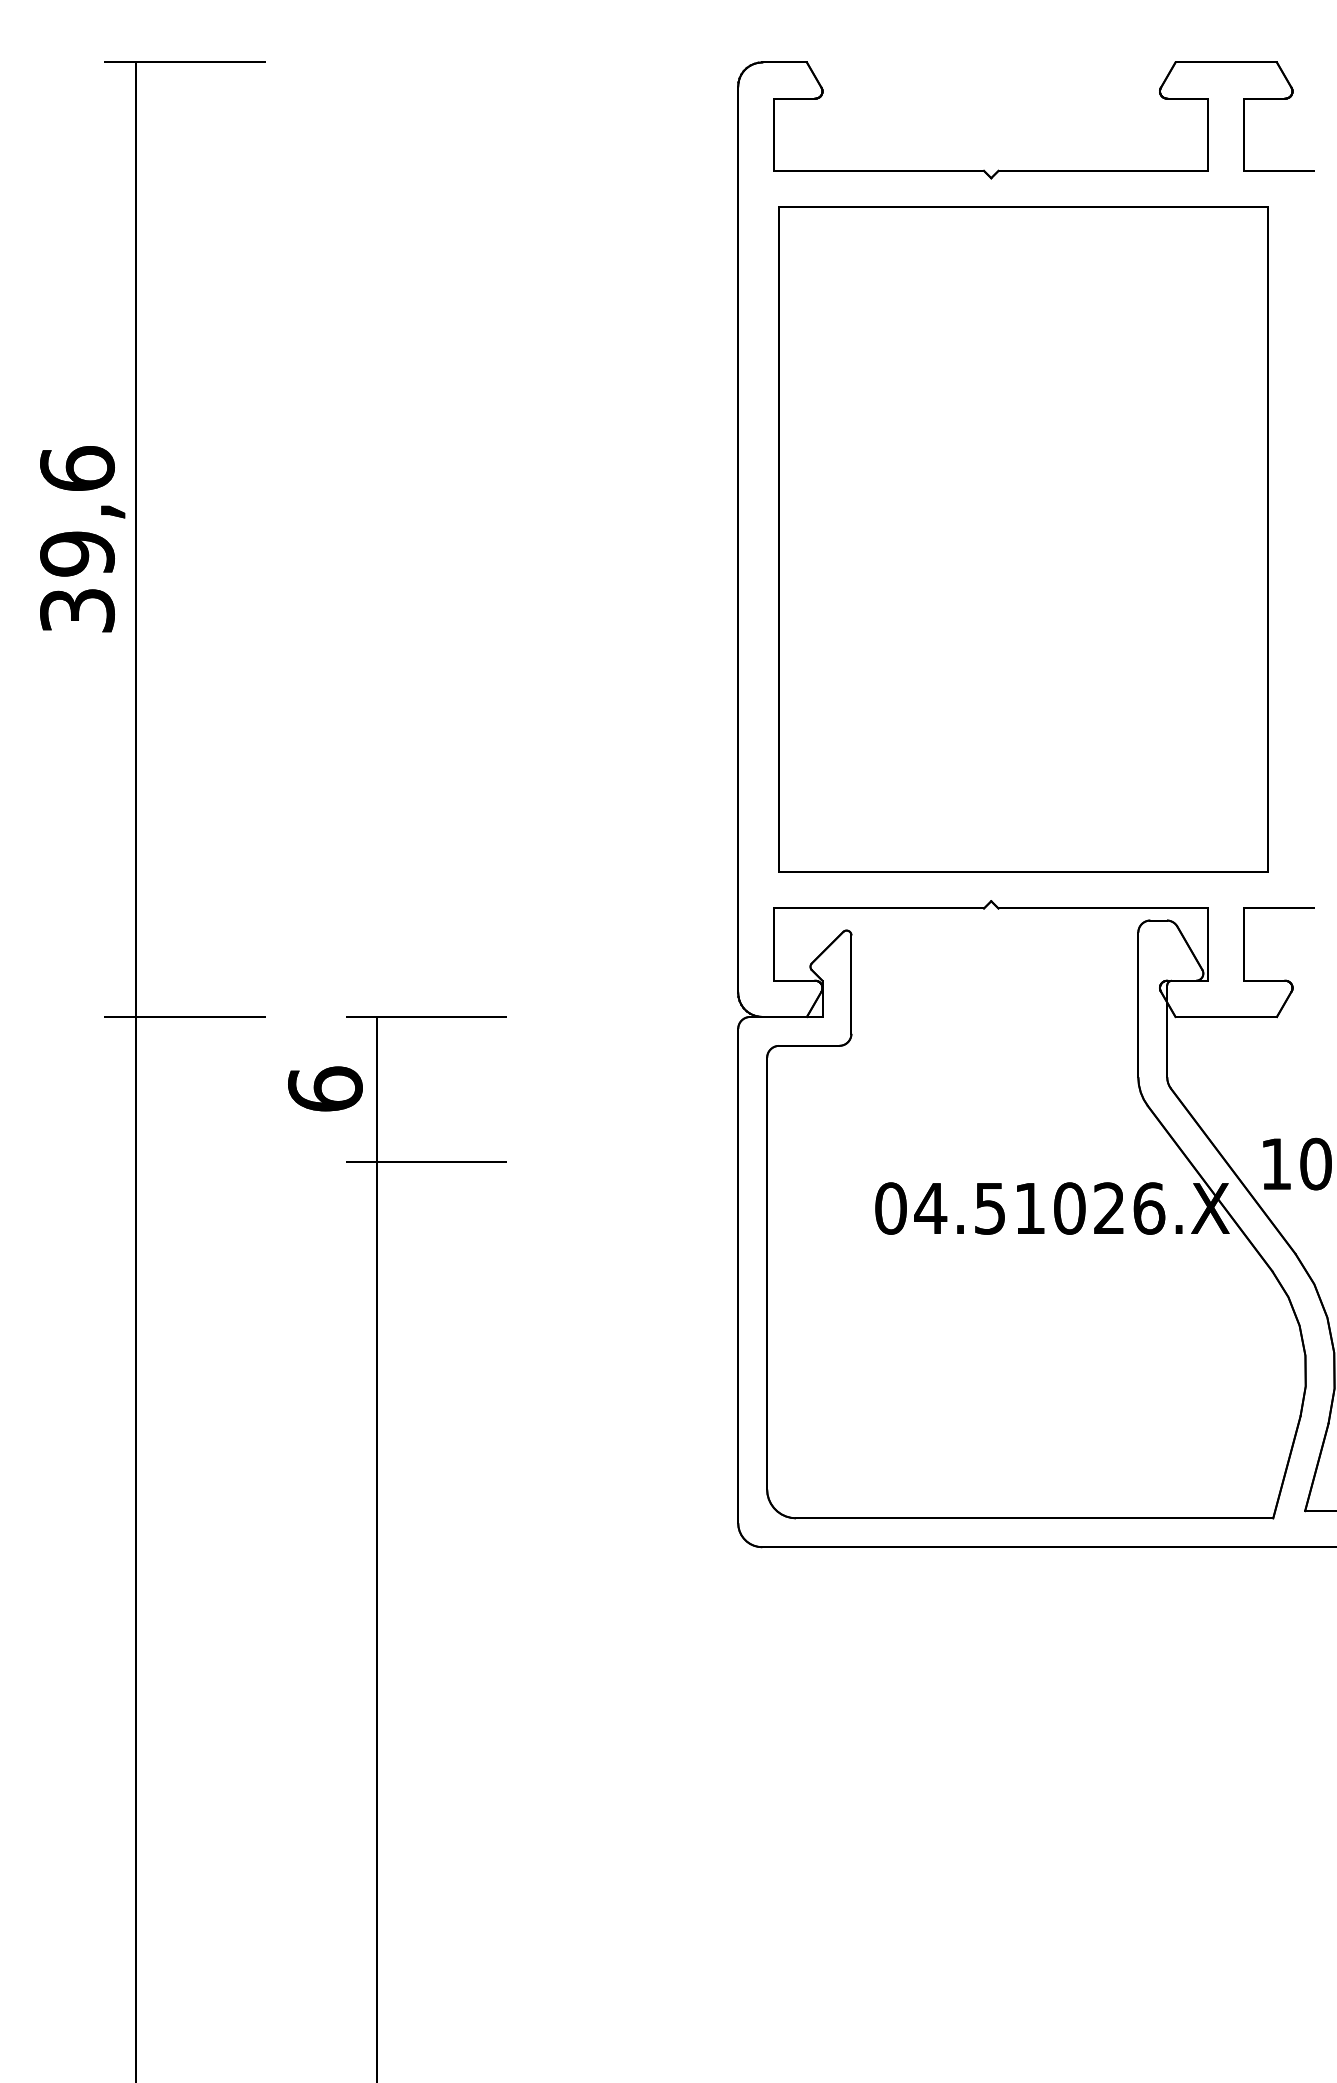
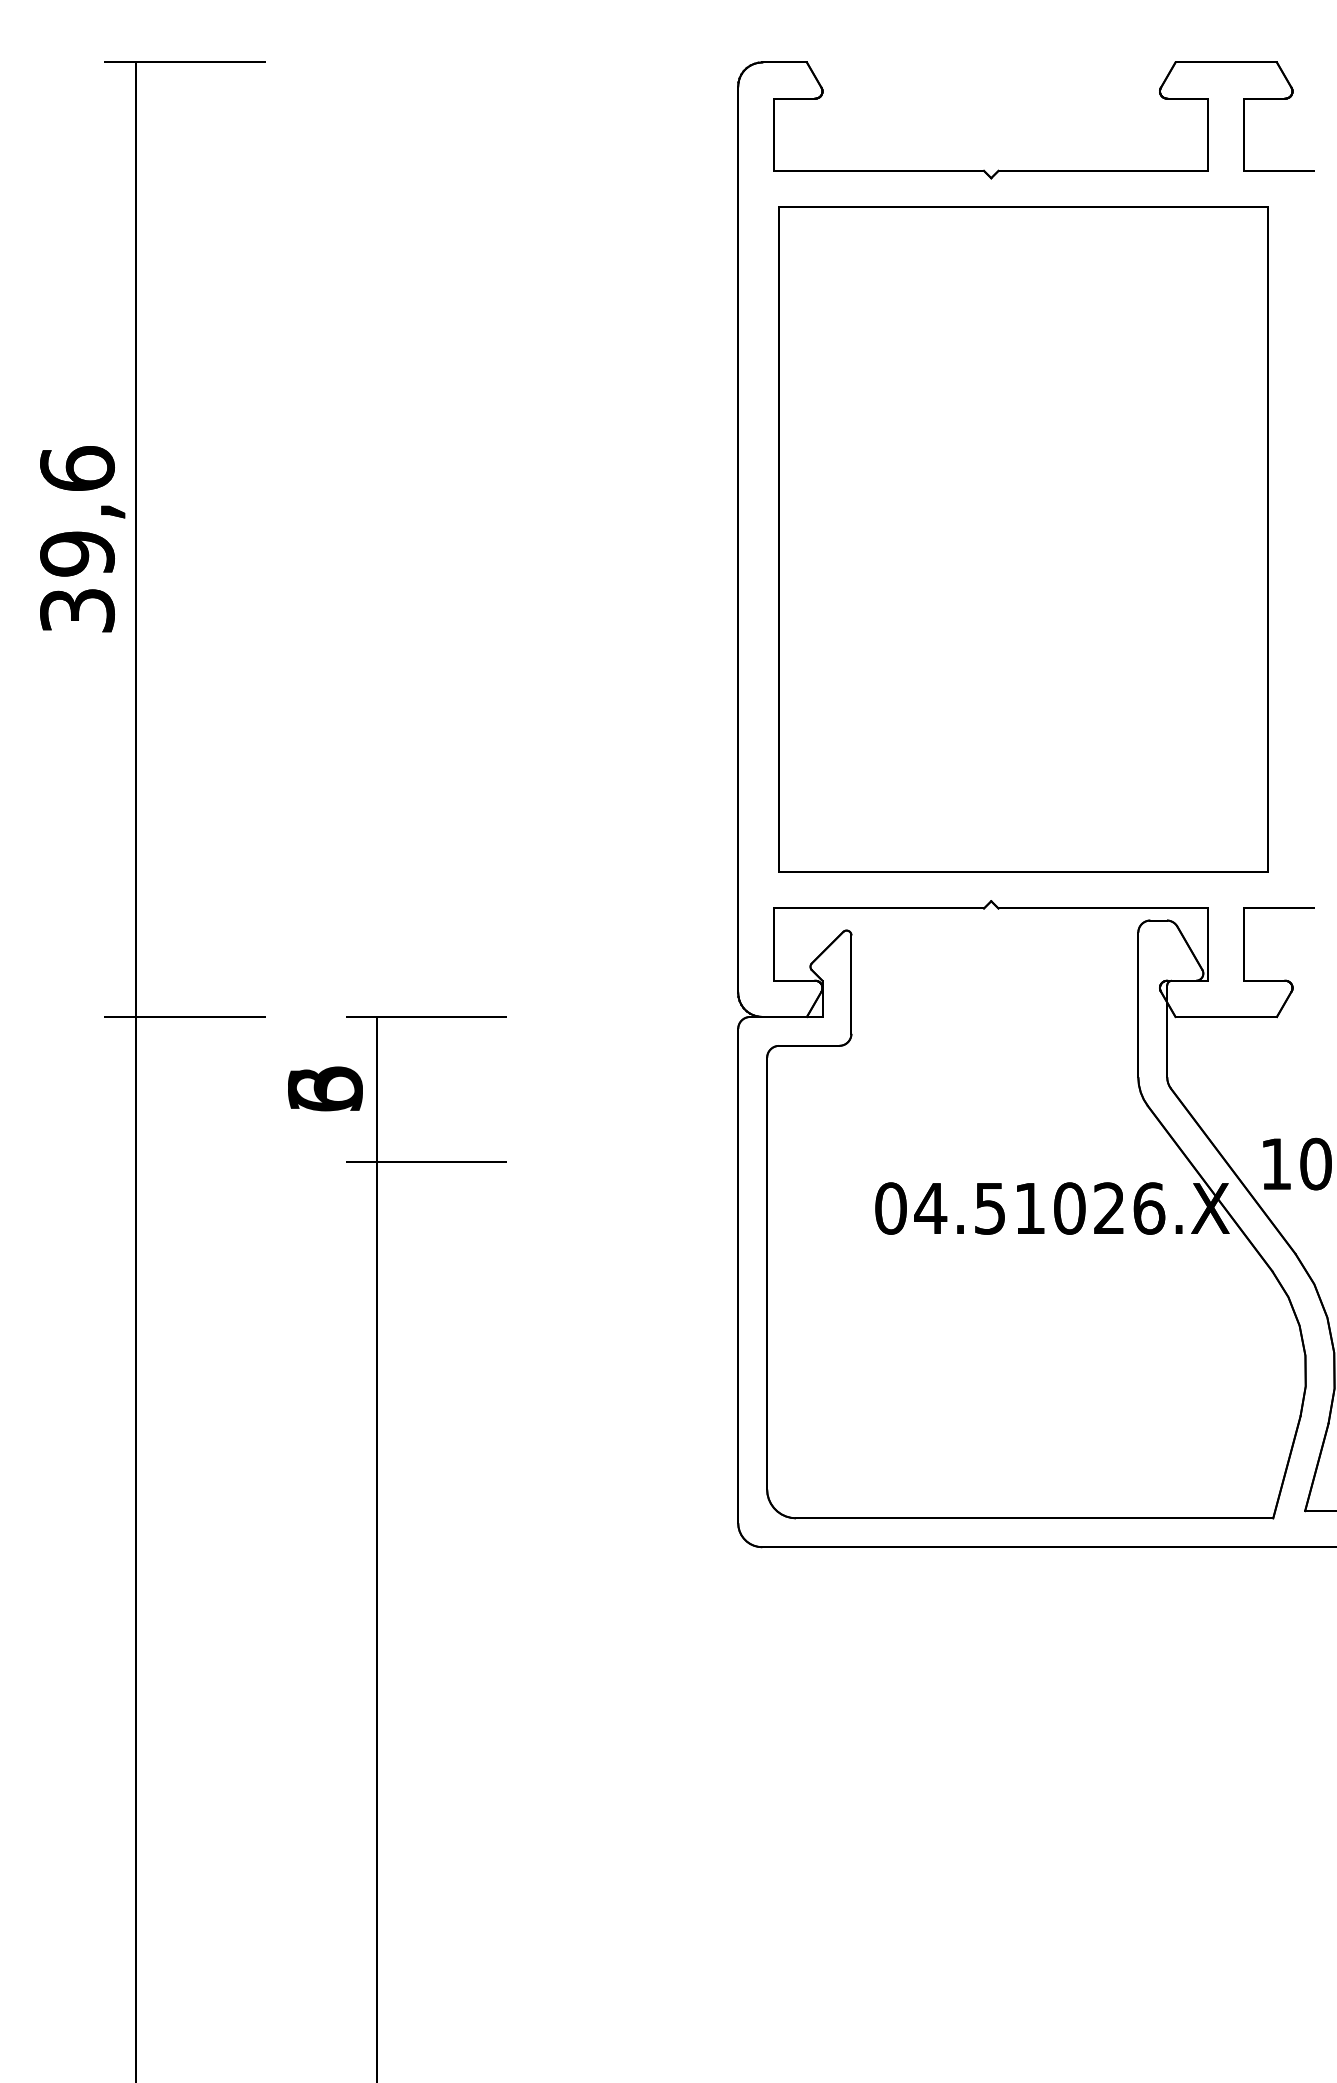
text: 6 -> 3 (325, 1088)
